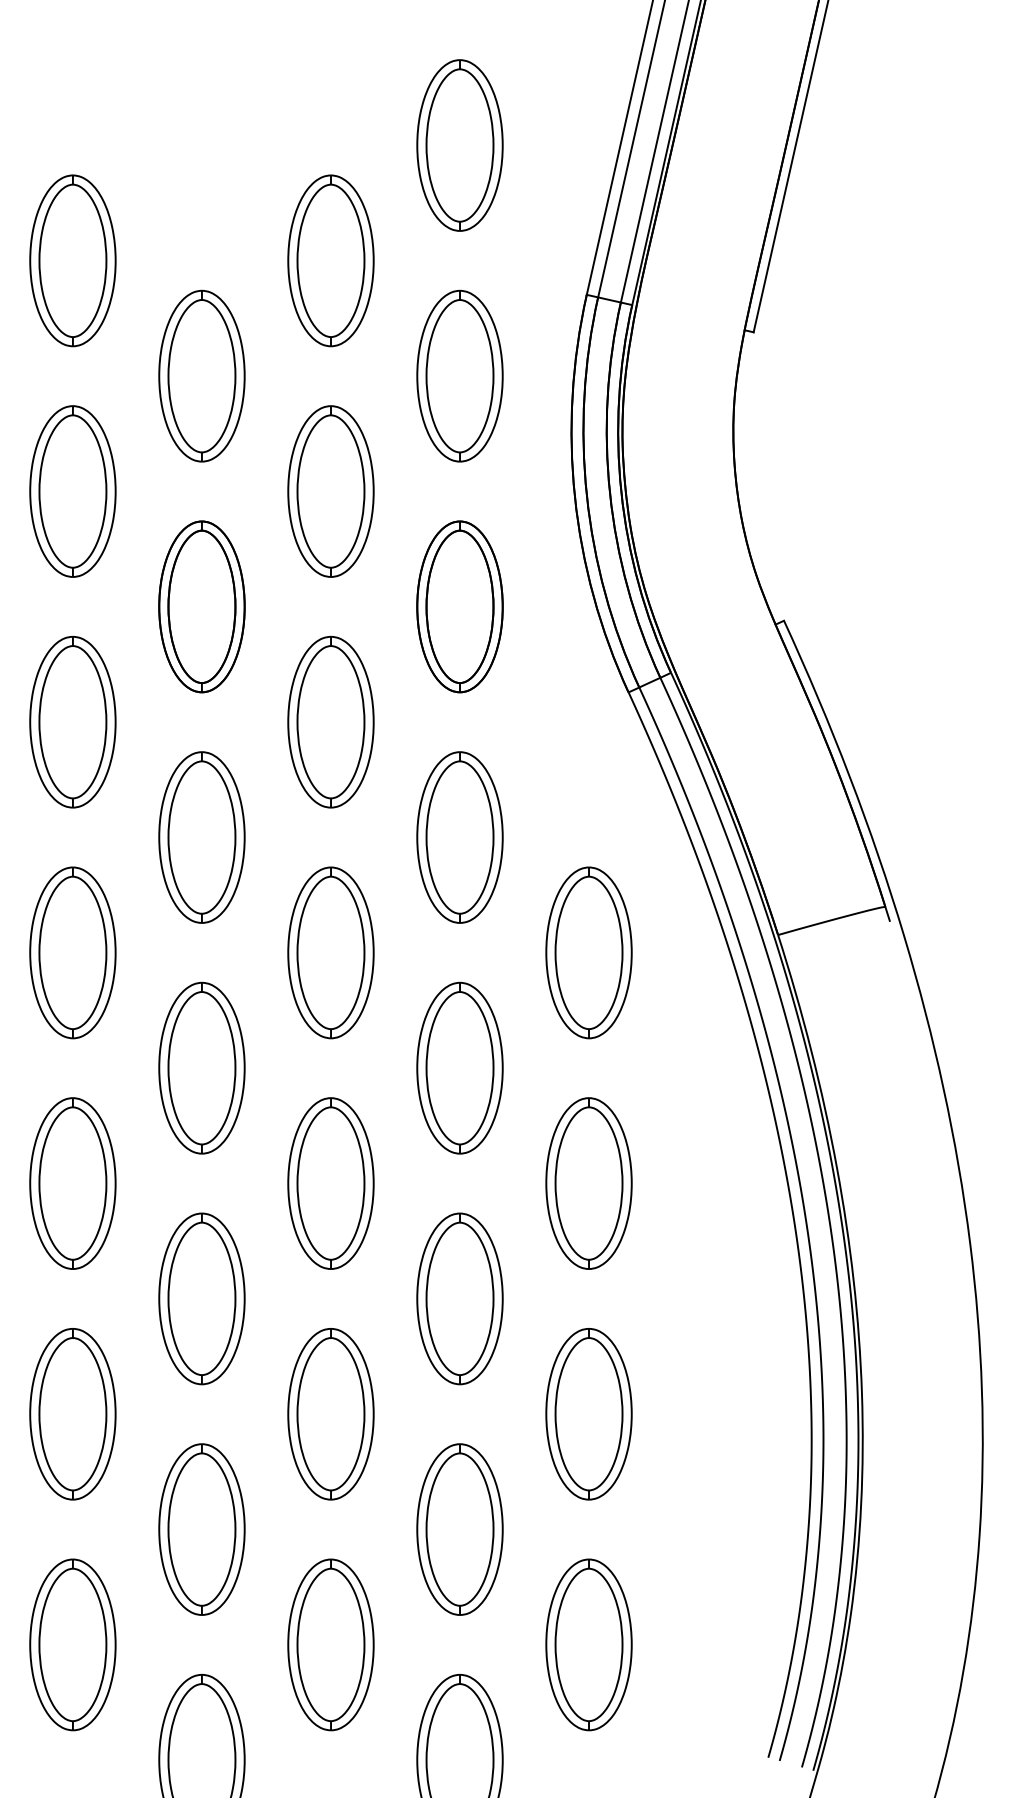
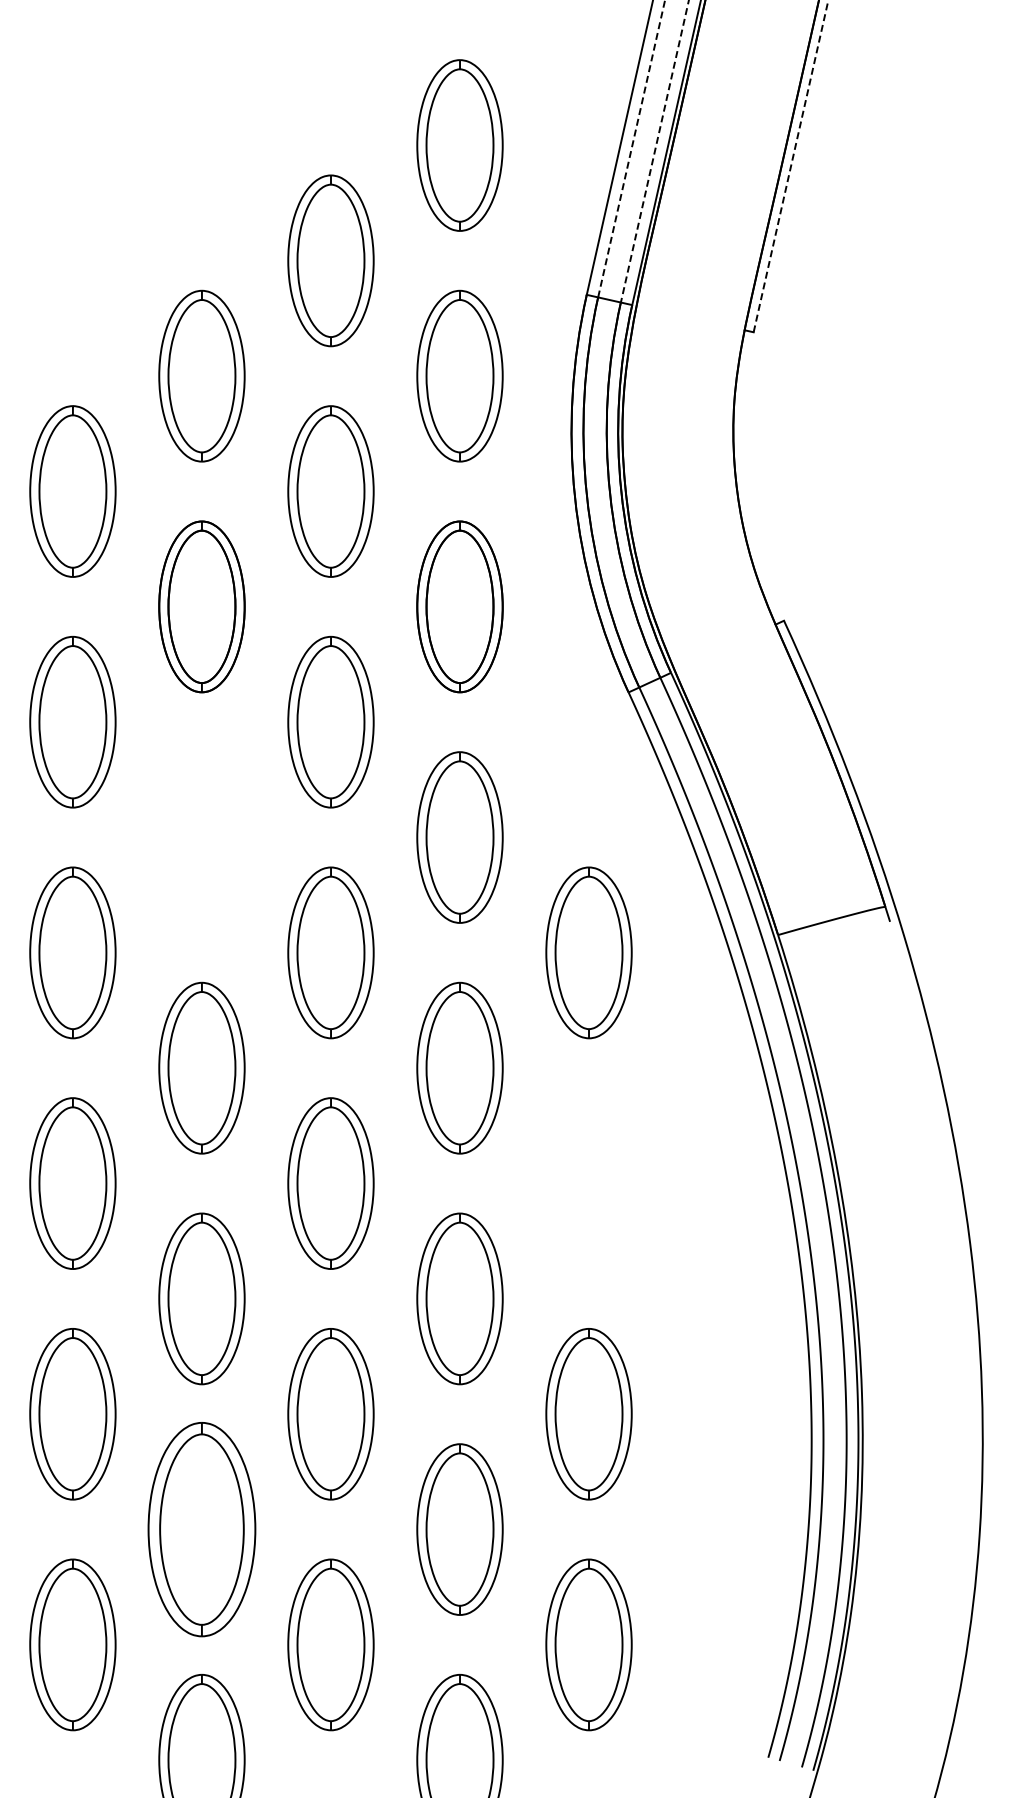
line: solid -> dashed (631, 148)
line: solid -> dashed (654, 151)
line: solid -> dashed (790, 166)
part: present -> none (72, 260)
part: present -> none (201, 837)
part: present -> none (588, 1183)
part size: 88x173 px -> 110x216 px (201, 1529)
